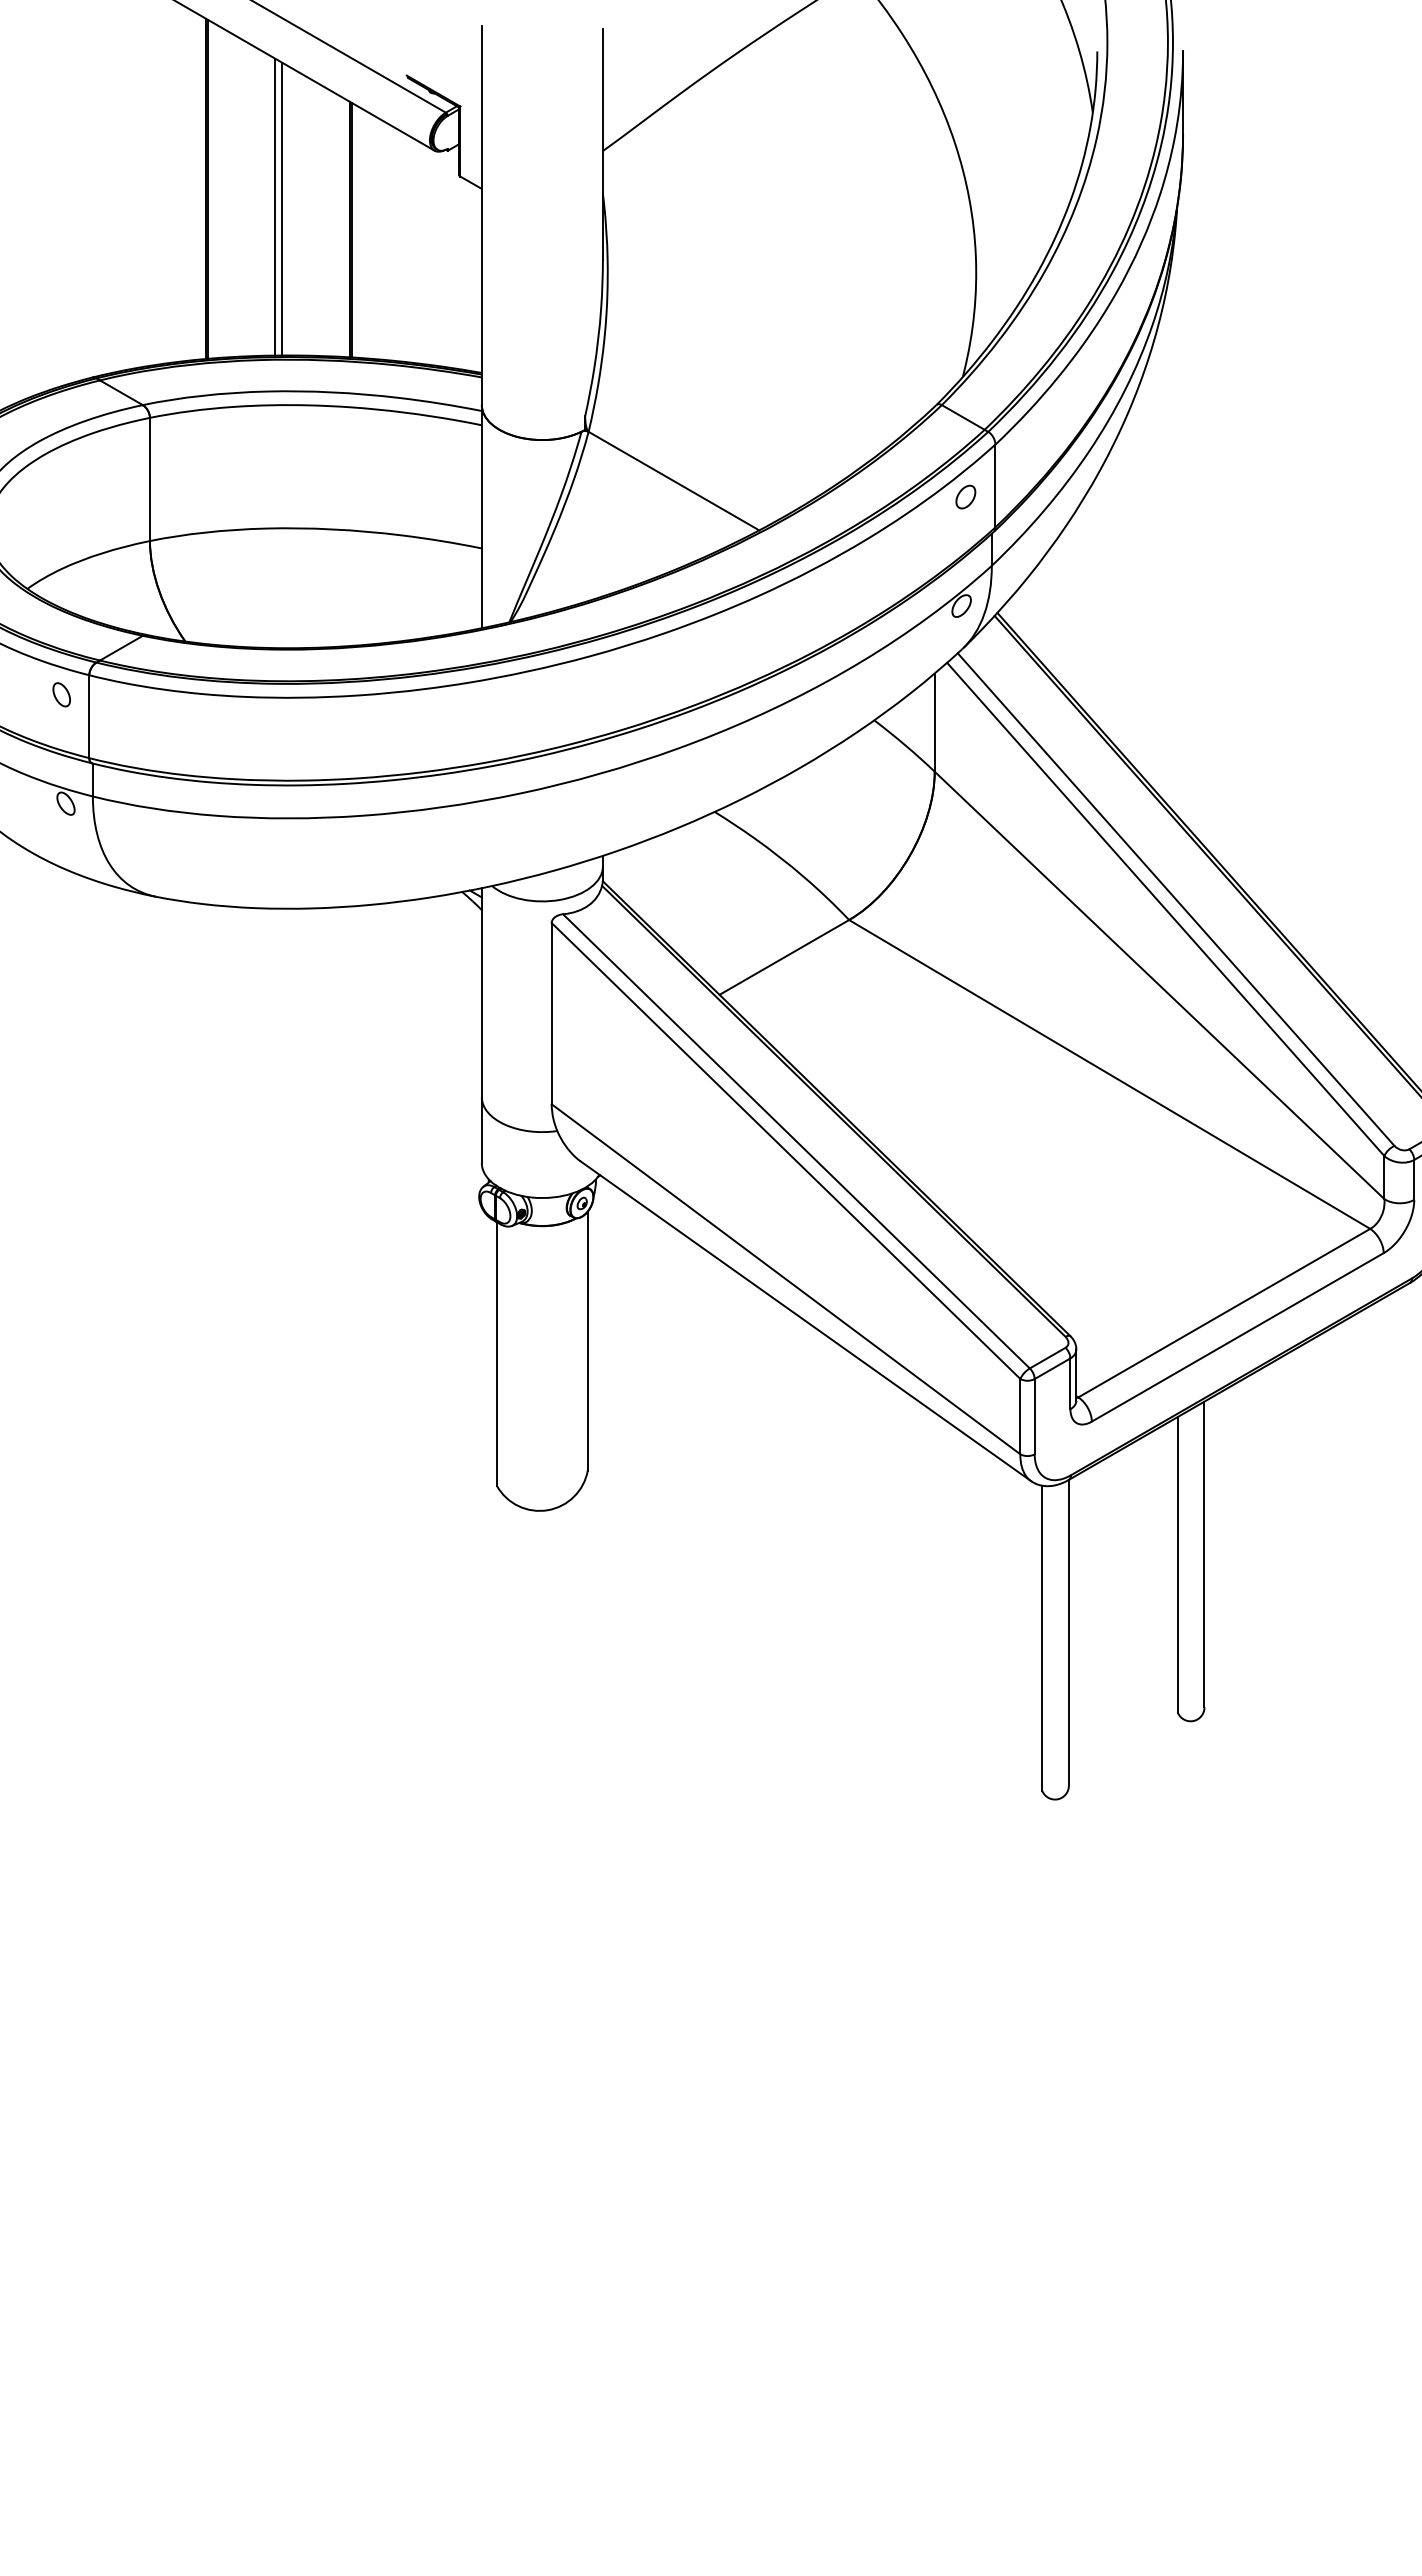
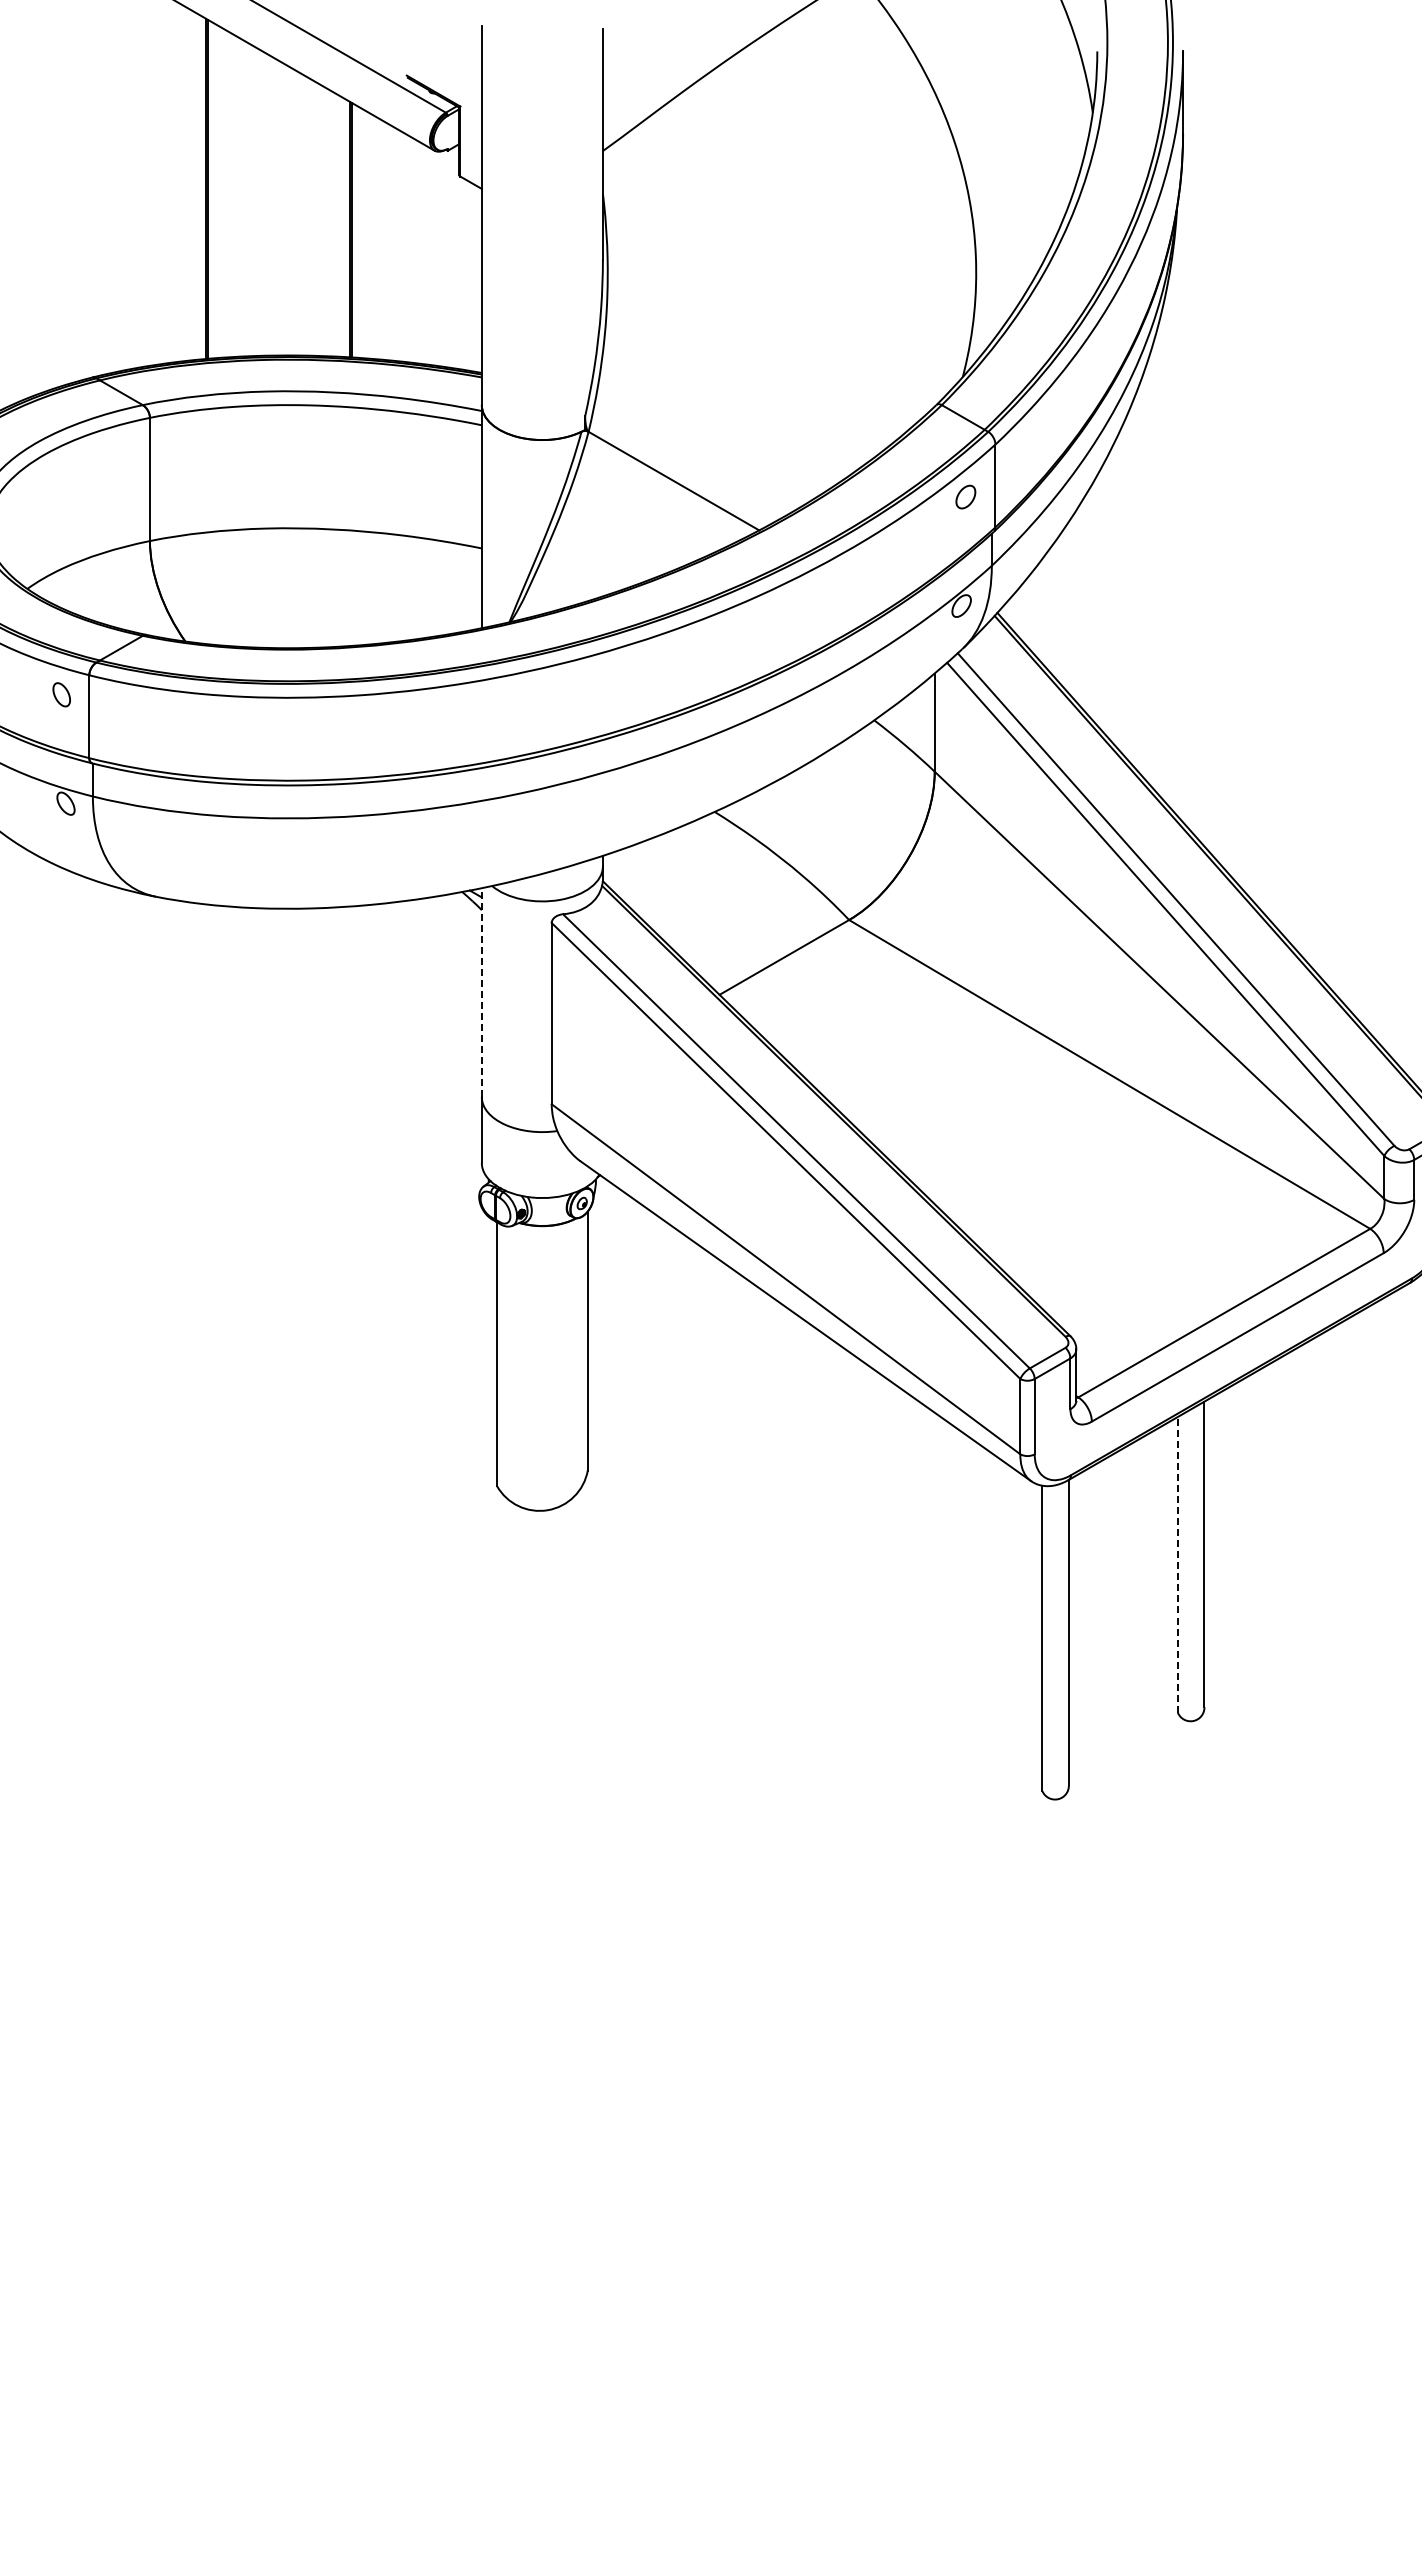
line: present -> none (275, 206)
line: present -> none (282, 208)
line: solid -> dashed (481, 992)
line: solid -> dashed (1177, 1564)
